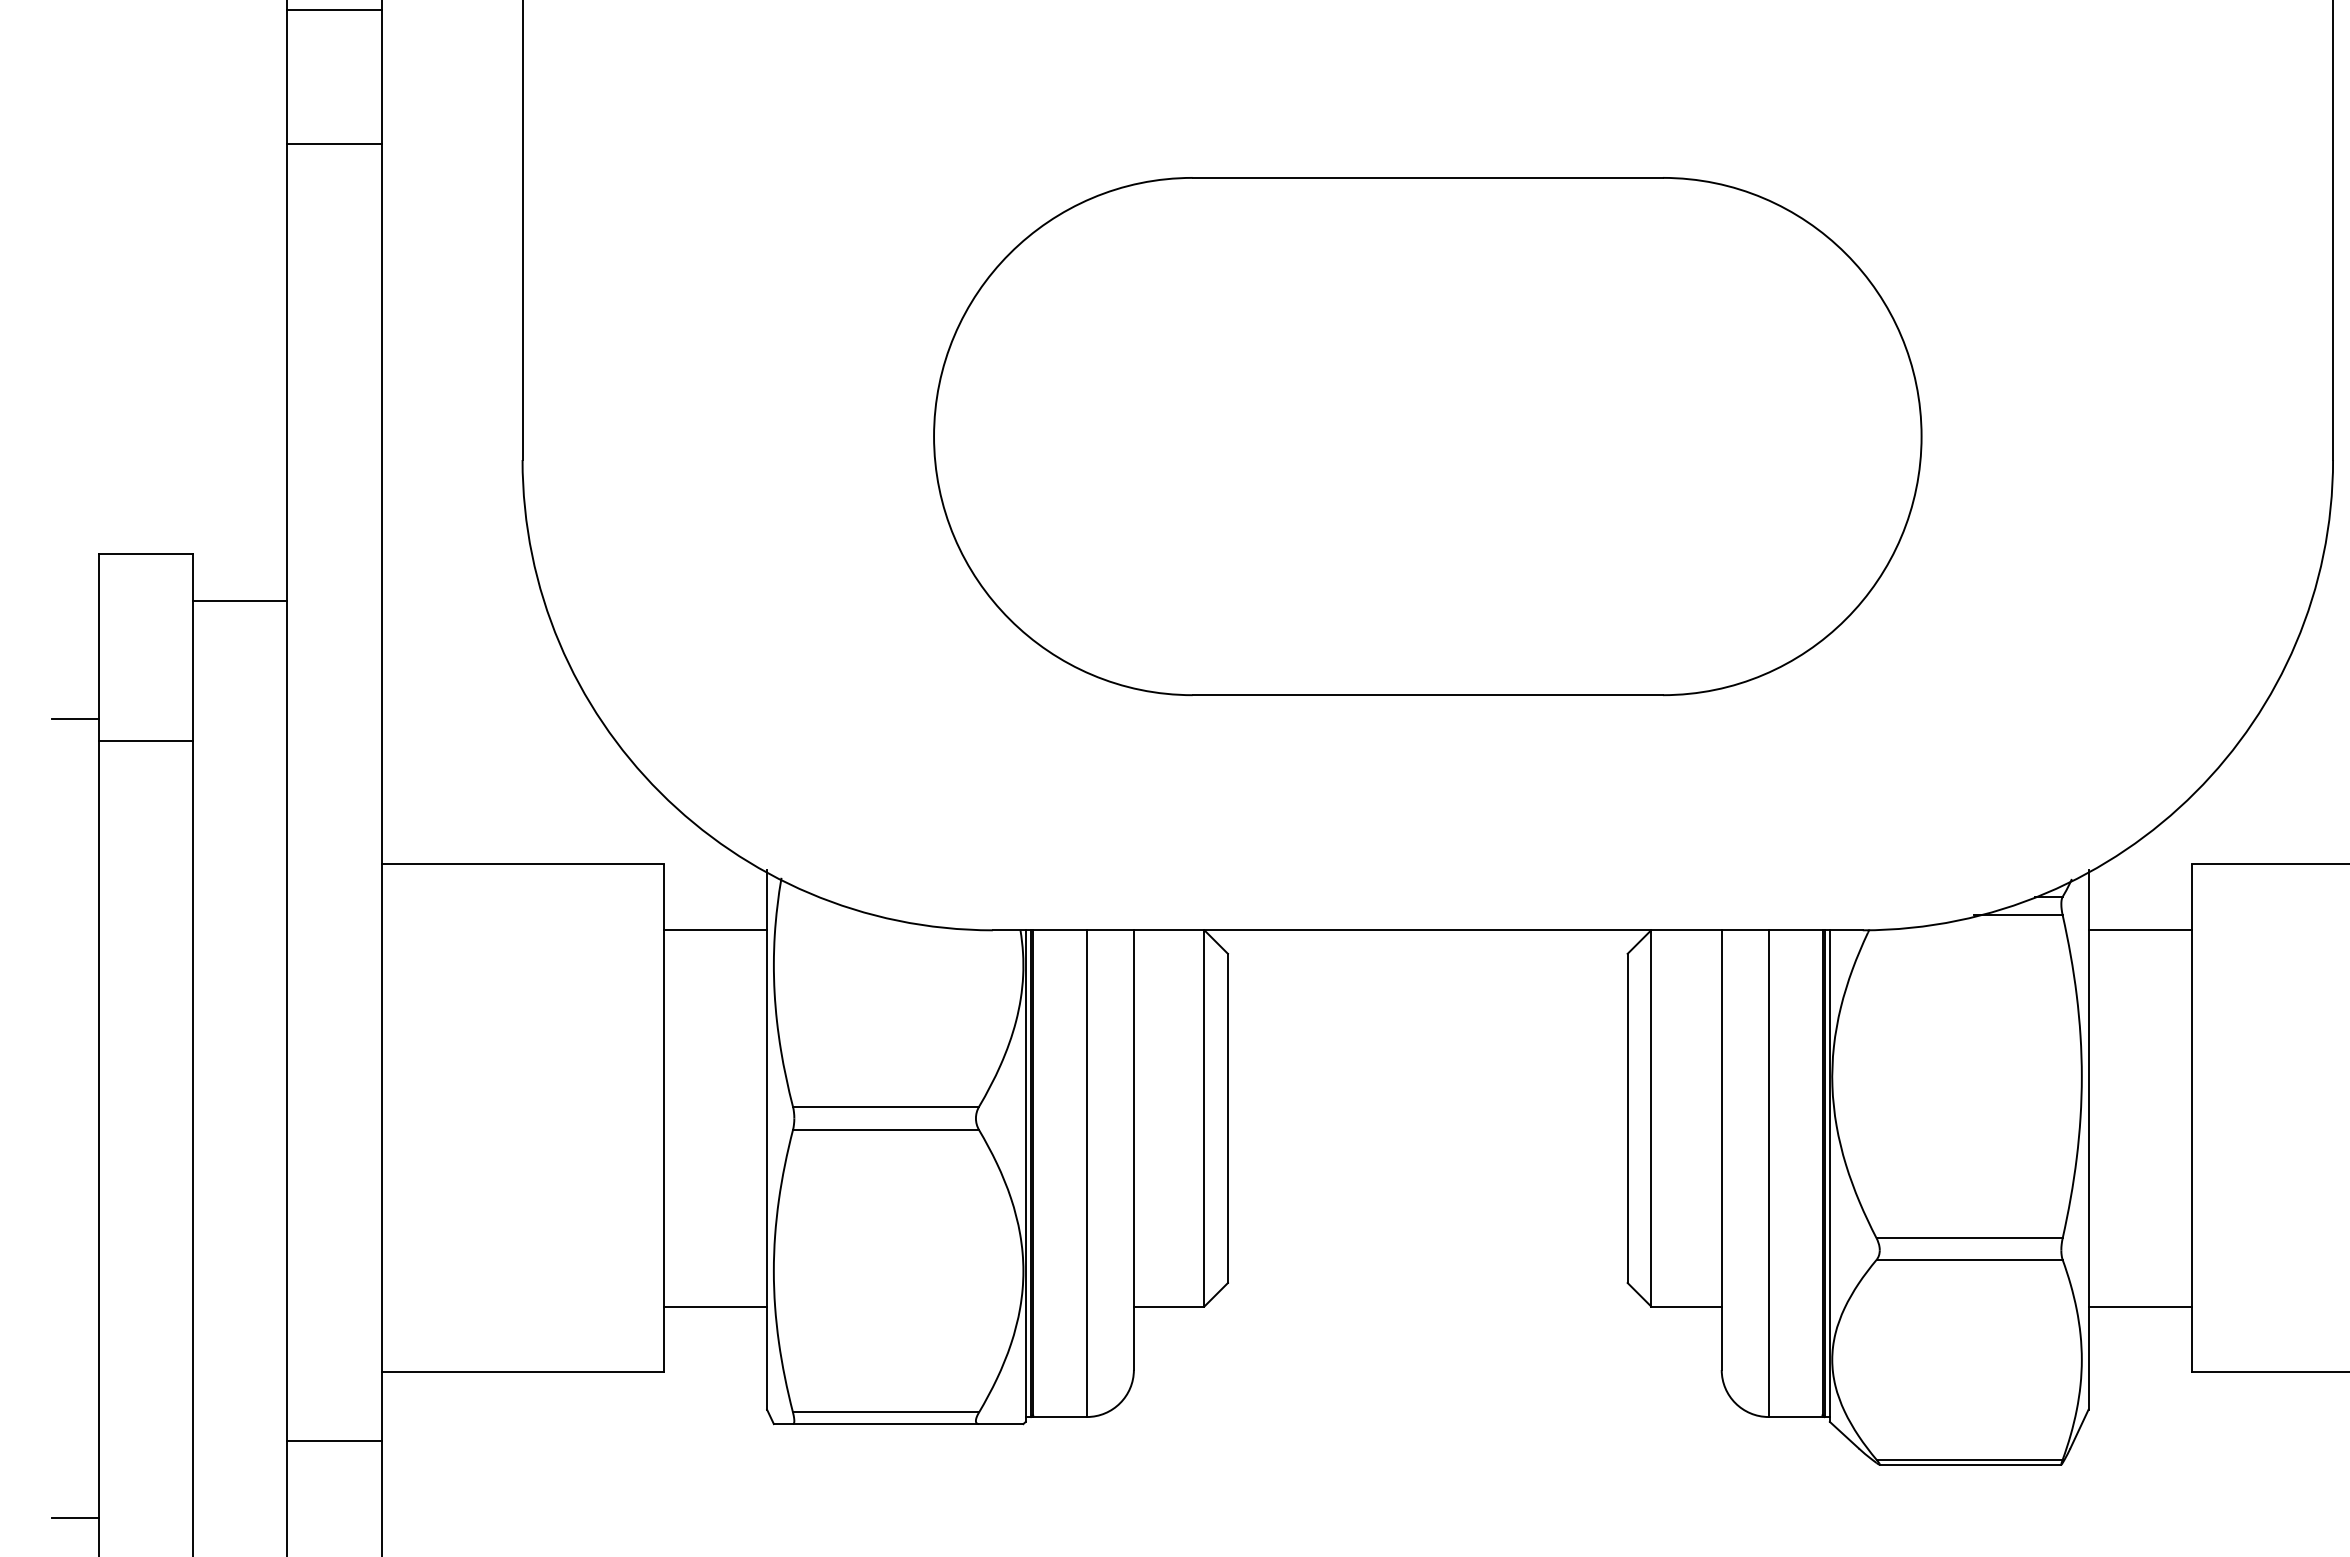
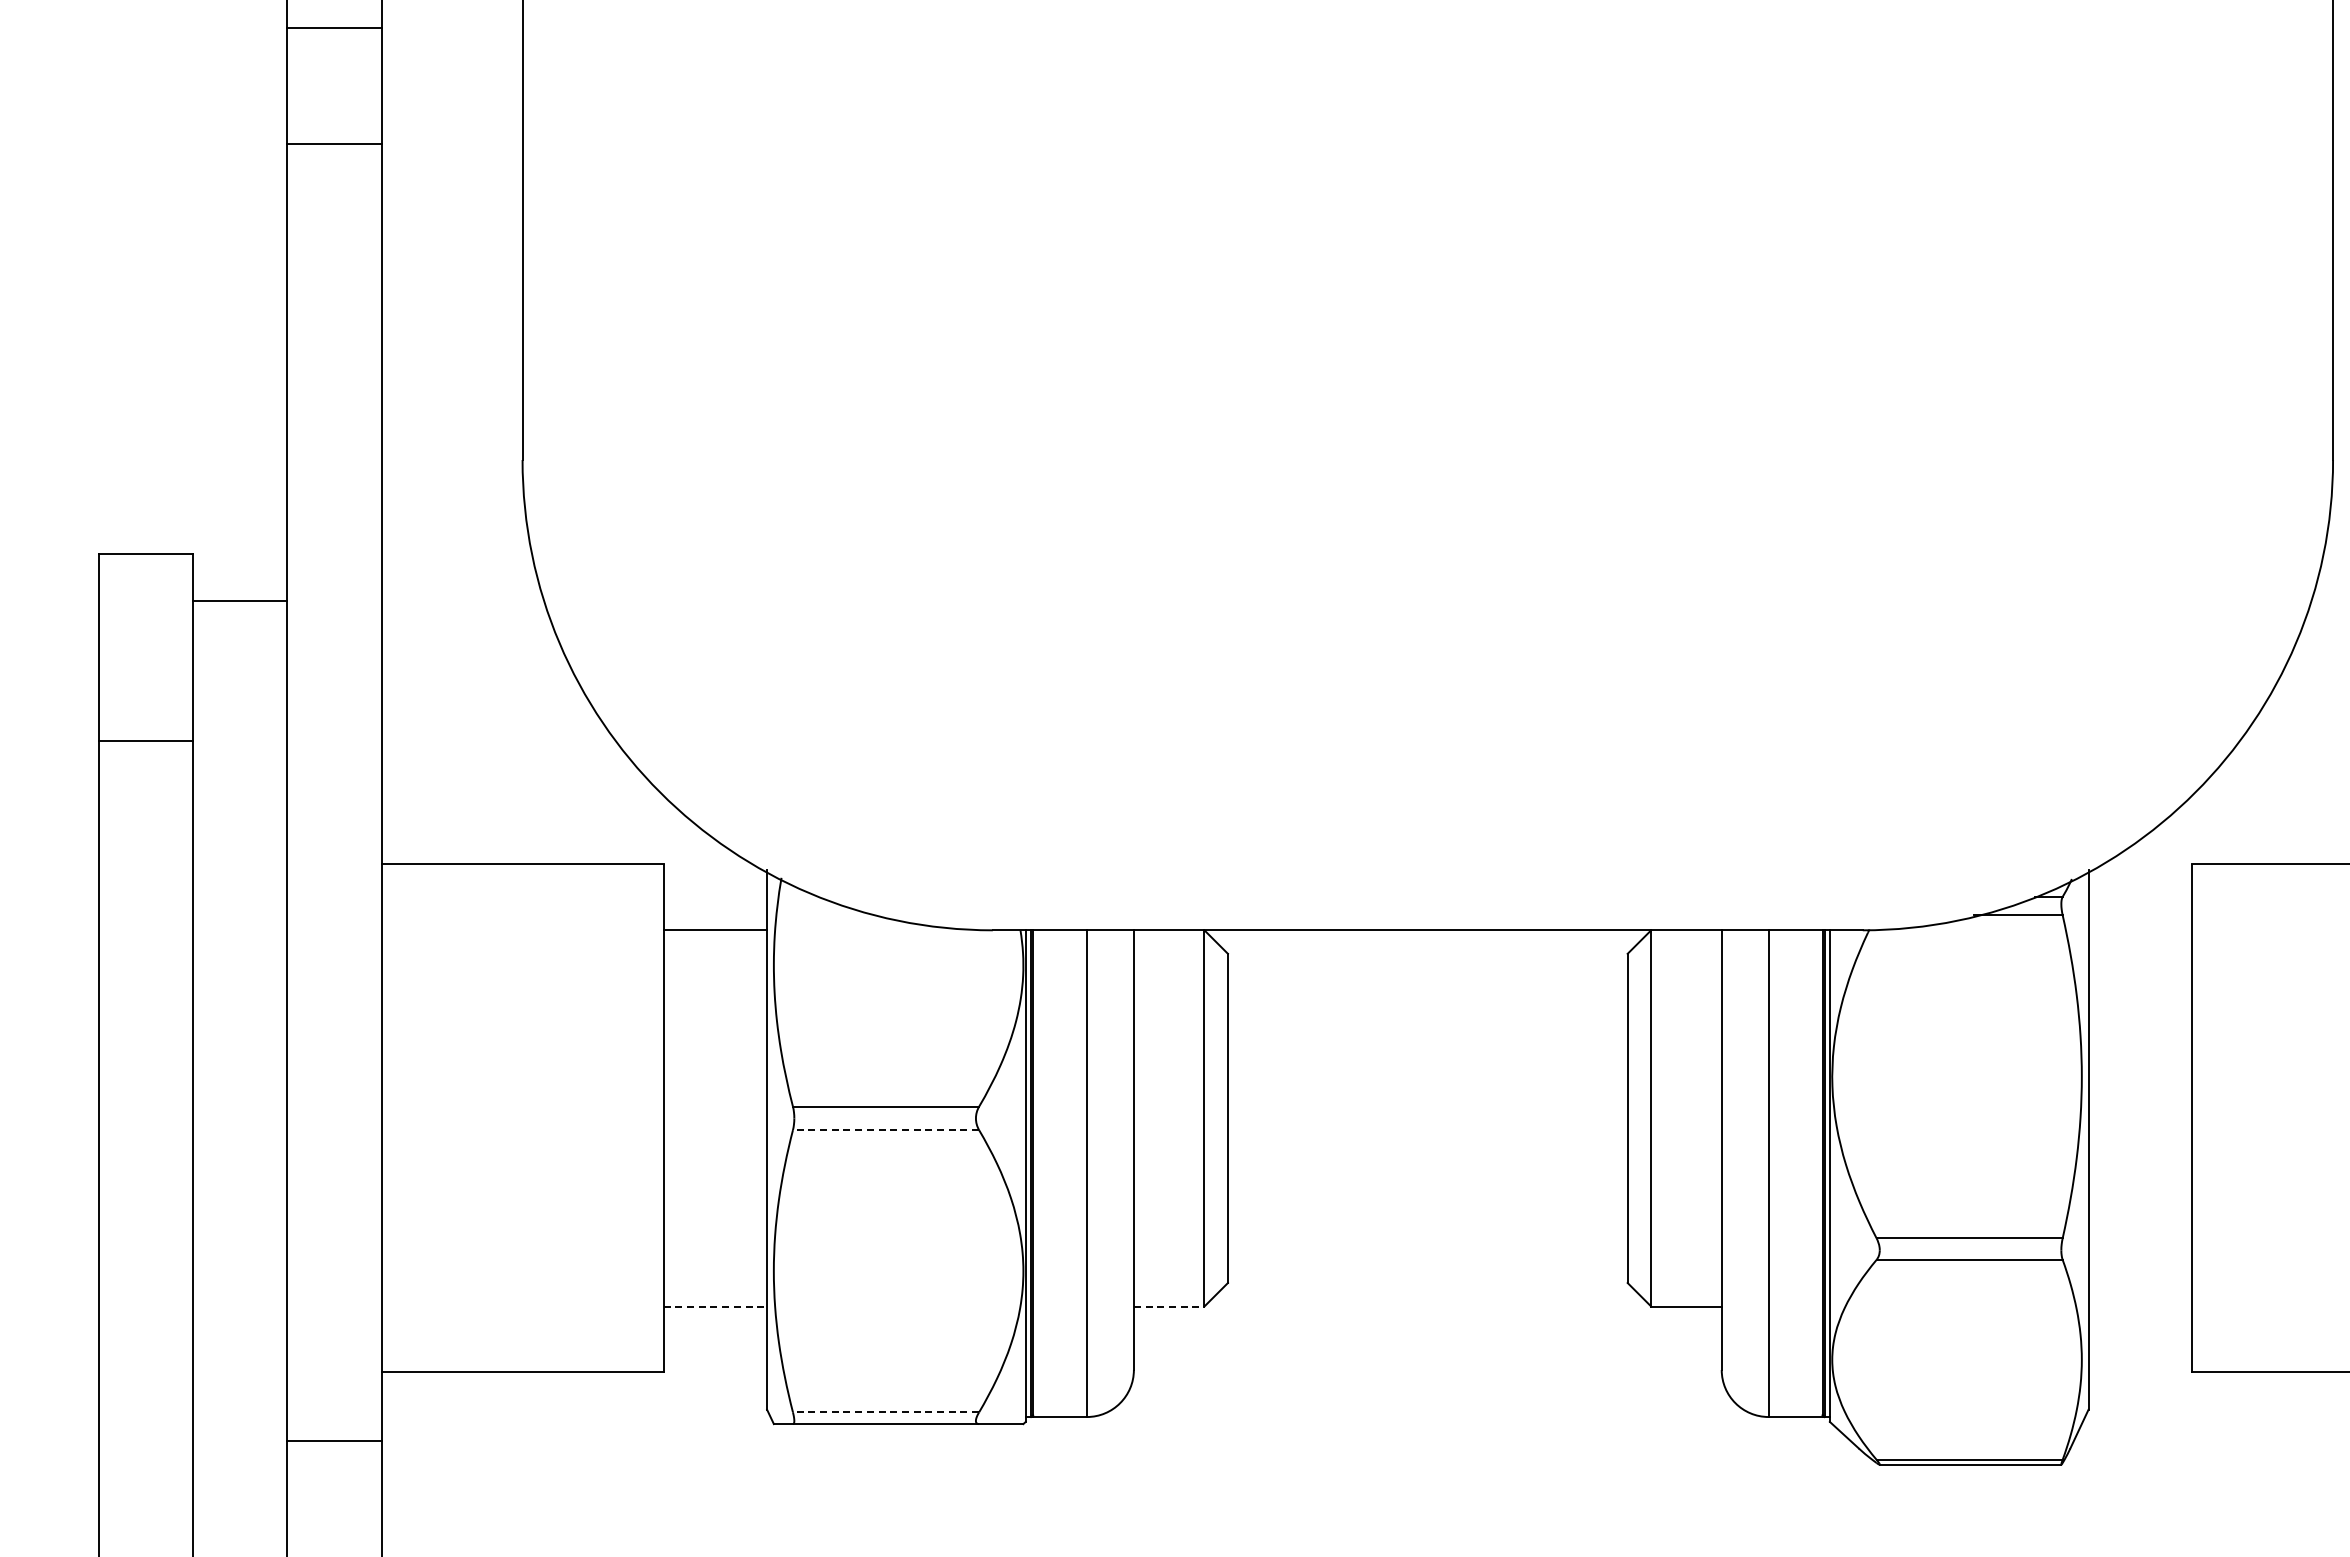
line position: (334, 9) -> (334, 27) (334, 27)
part: present -> none (1427, 436)
line: present -> none (75, 718)
line: present -> none (2139, 930)
line: solid -> dashed (885, 1130)
line: solid -> dashed (715, 1306)
line: solid -> dashed (1169, 1306)
line: present -> none (2139, 1306)
line: solid -> dashed (885, 1412)
line: present -> none (75, 1518)
